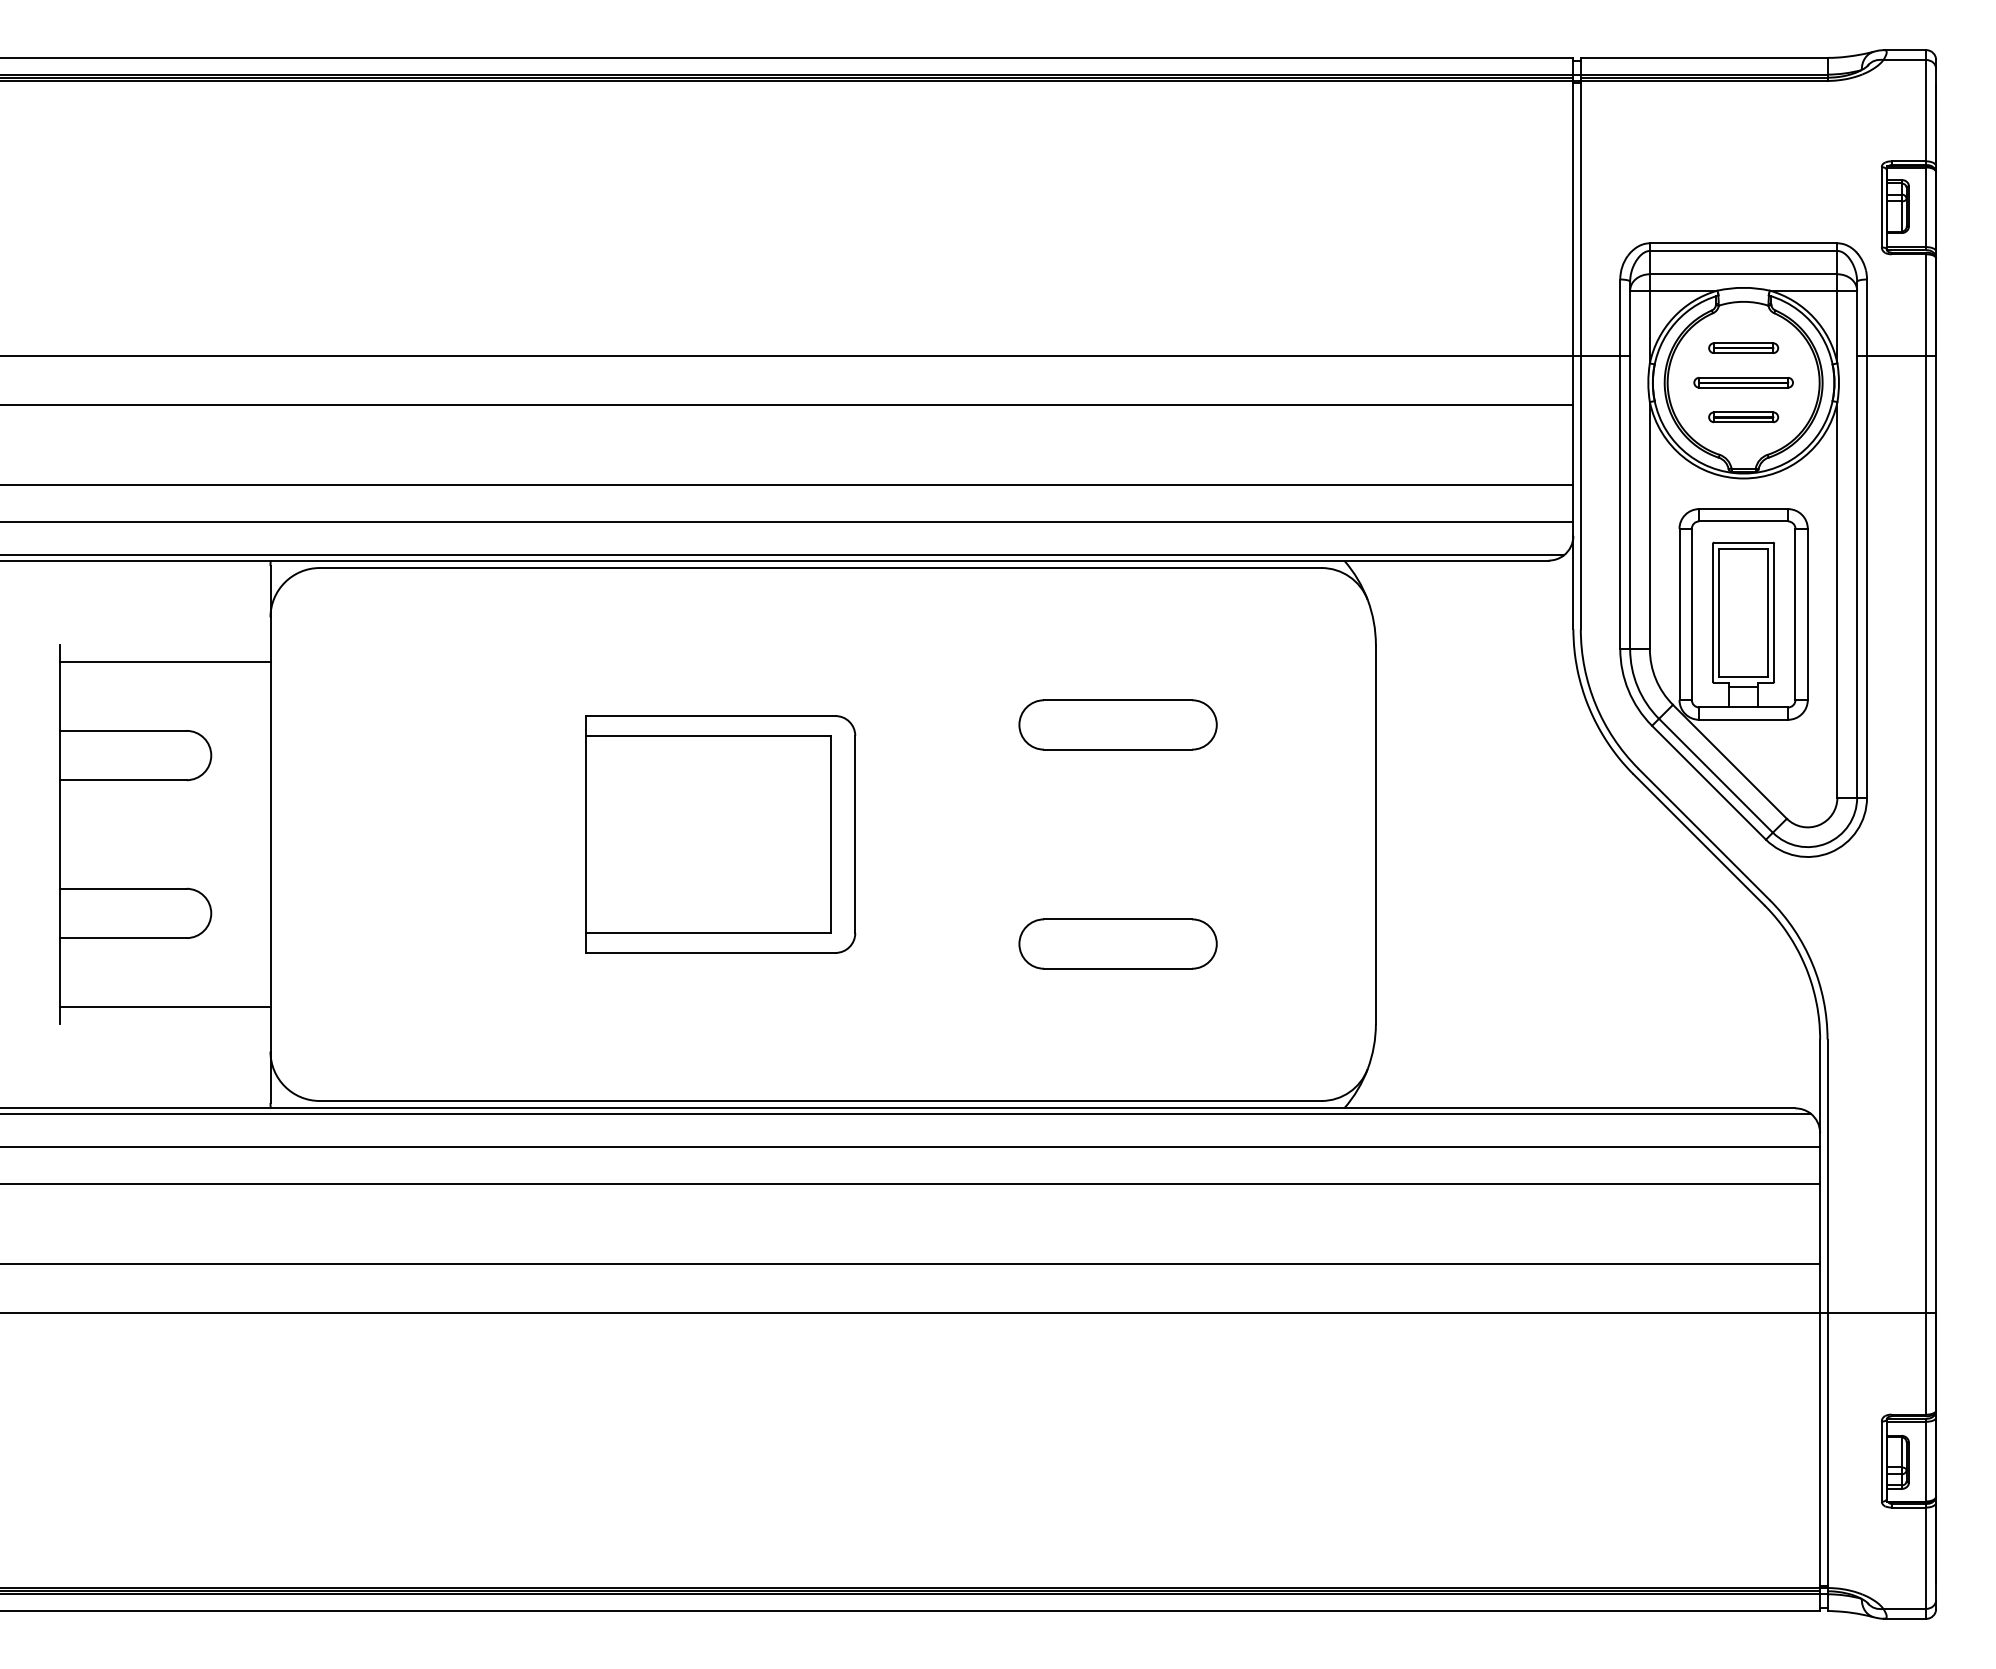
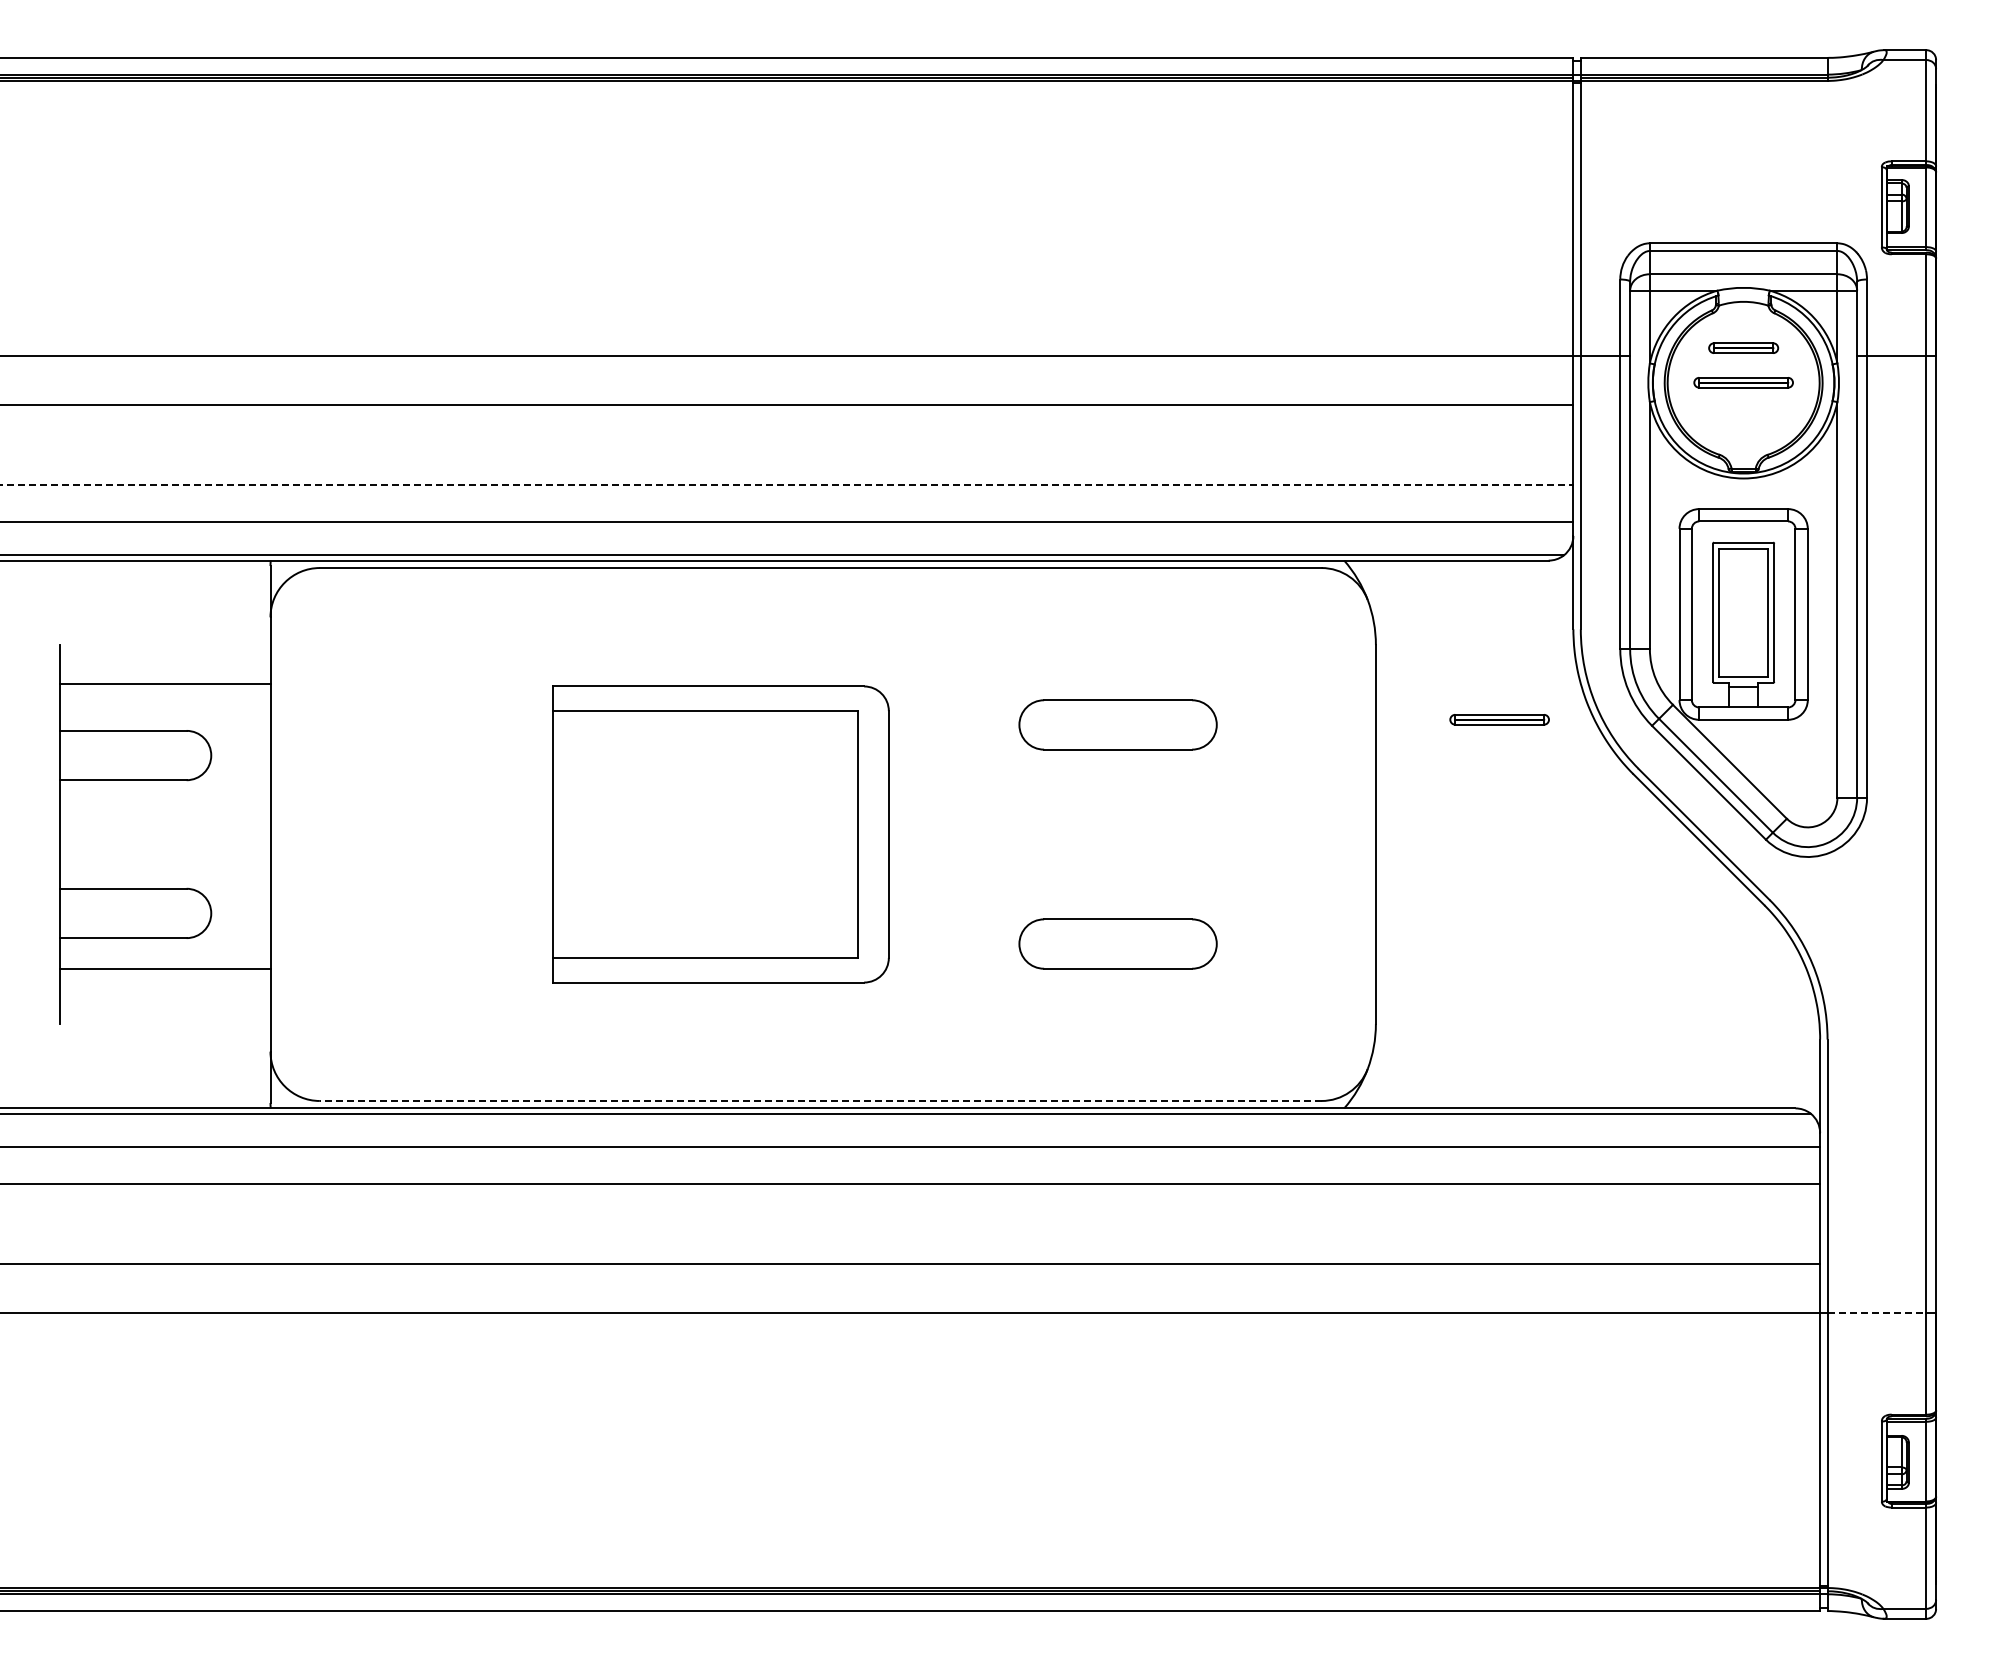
part: present -> none (1743, 417)
line: solid -> dashed (787, 484)
line position: (164, 661) -> (164, 683) (164, 683)
part: none -> present (1499, 719)
part size: 272x239 px -> 338x299 px (720, 834)
line position: (164, 1007) -> (164, 969) (164, 969)
line: solid -> dashed (820, 1100)
line: solid -> dashed (1877, 1313)
